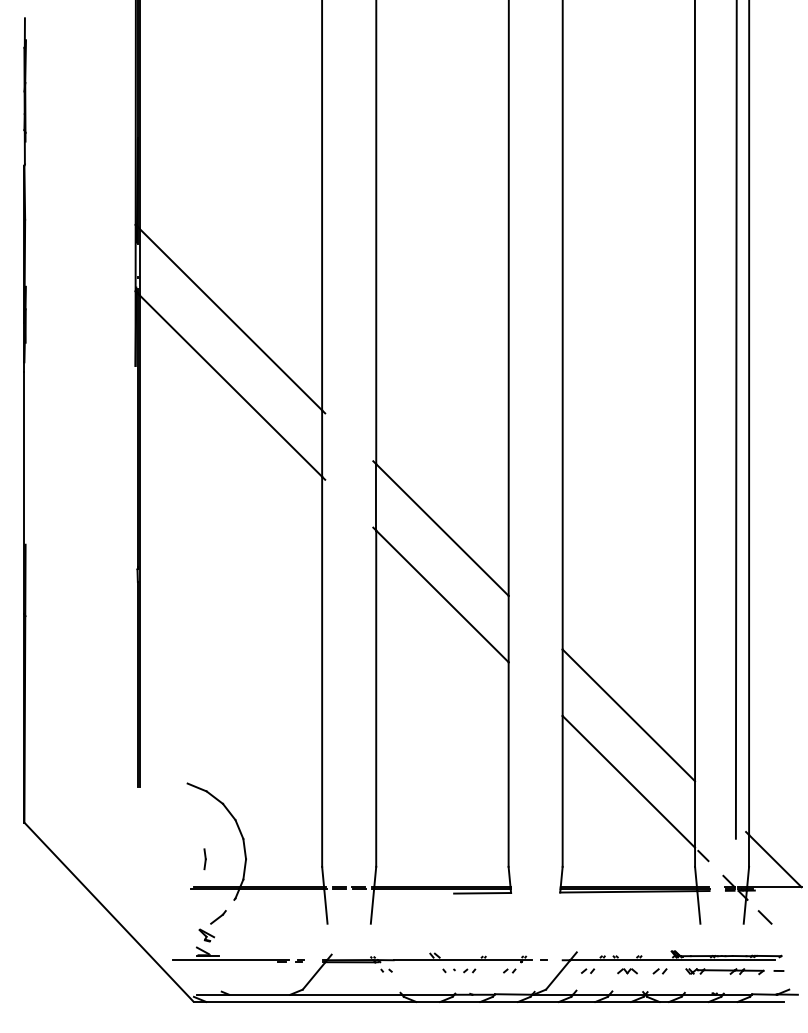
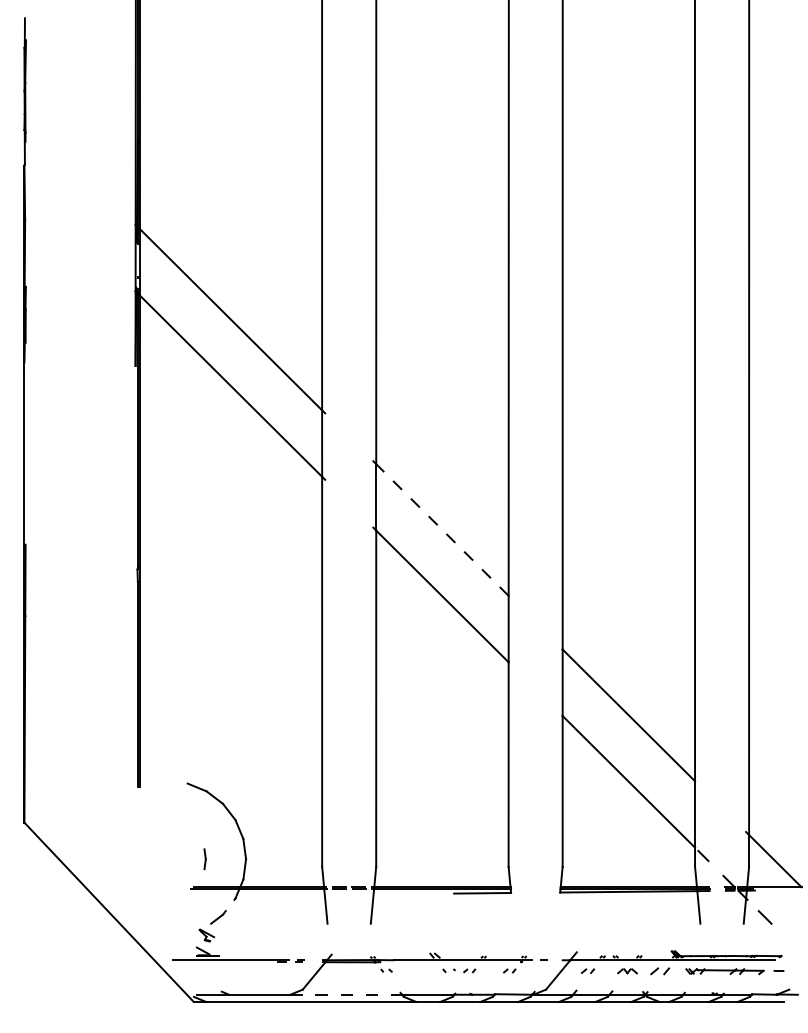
line: present -> none (735, 420)
line: solid -> dashed (442, 529)
part size: 16x7 px -> 21x9 px (660, 971)
line: solid -> dashed (346, 994)
